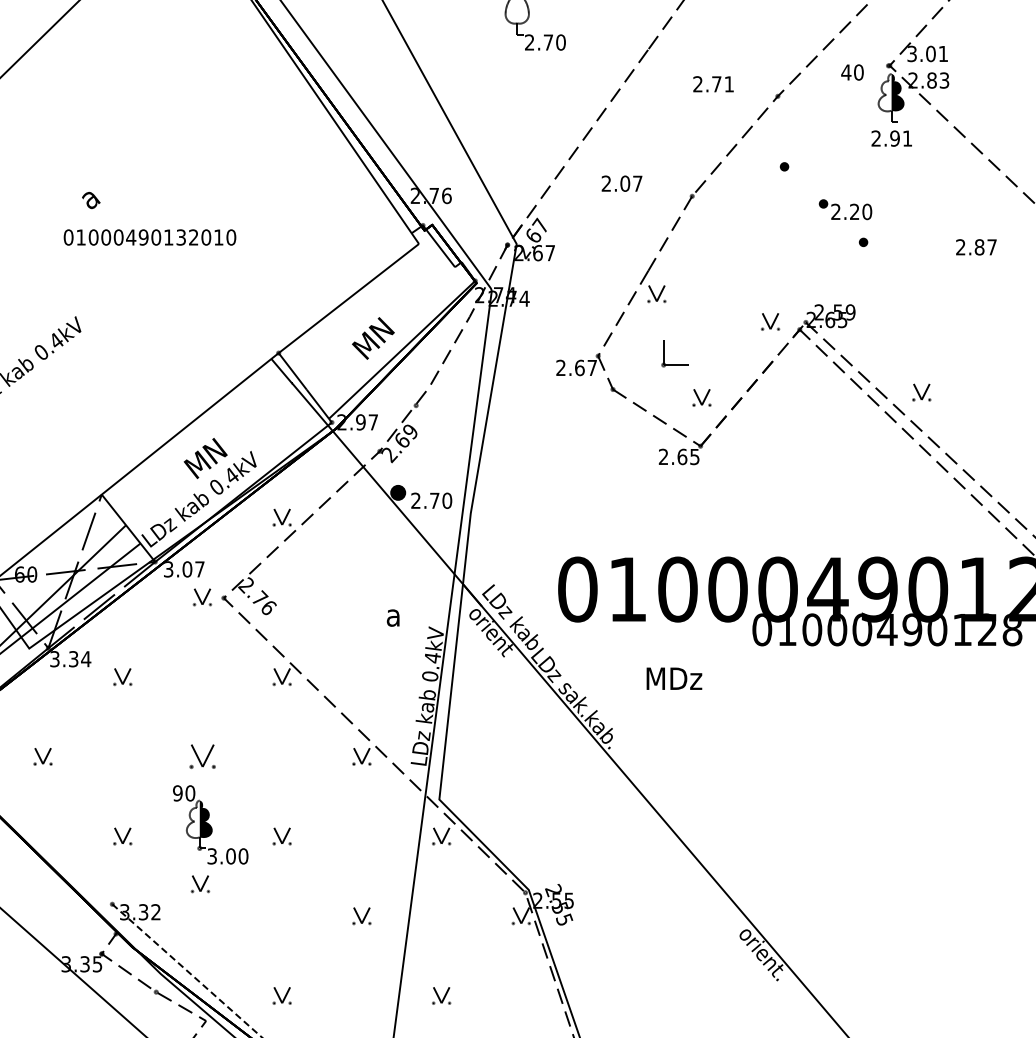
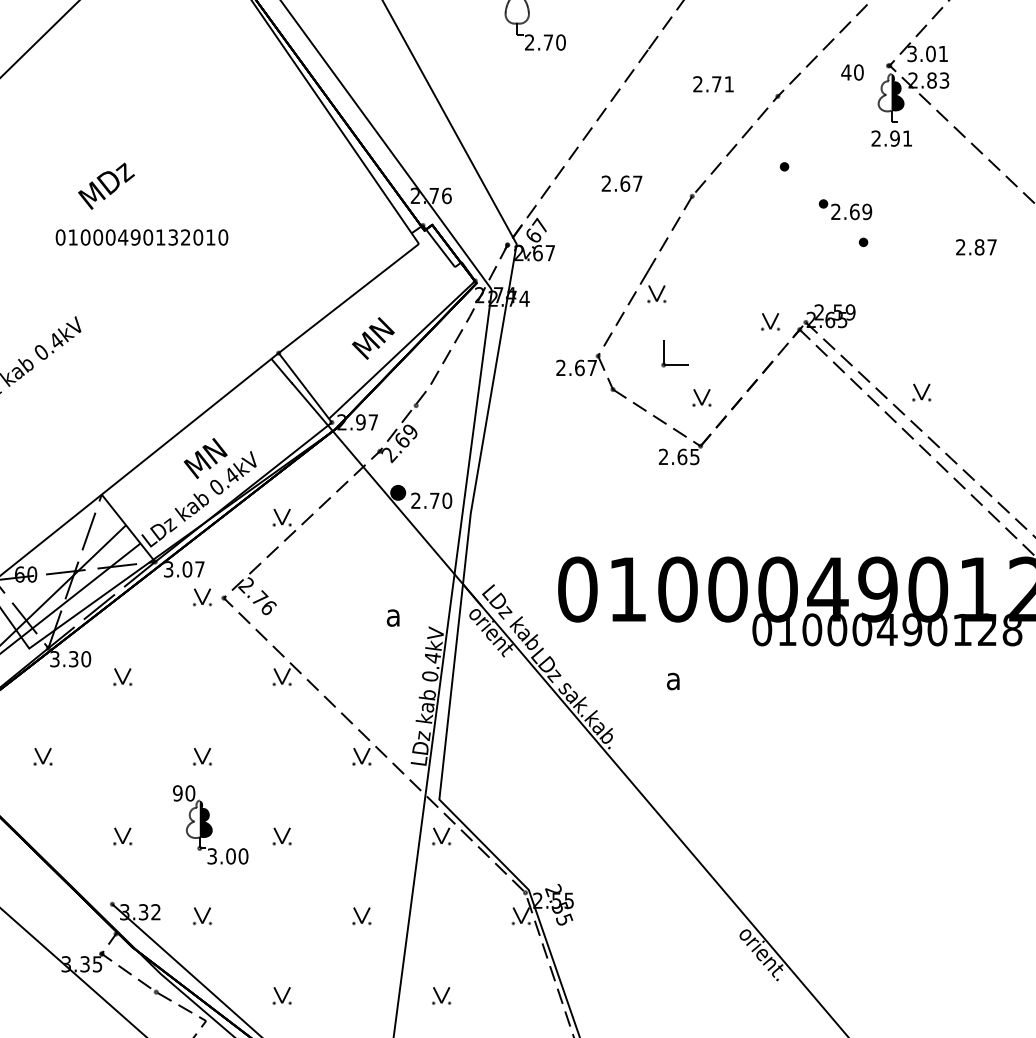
text: 2.07 -> 2.67 (625, 183)
text: a -> MDz (106, 185)
text: 2.20 -> 2.69 (861, 211)
text position: (149, 237) -> (141, 237) (141, 237)
text: 3.34 -> 3.30 (86, 659)
text: MDz -> a (674, 678)
part size: 27x25 px -> 20x18 px (201, 756)
part position: (200, 884) -> (202, 916) (202, 916)
line: dashed -> solid (187, 971)
